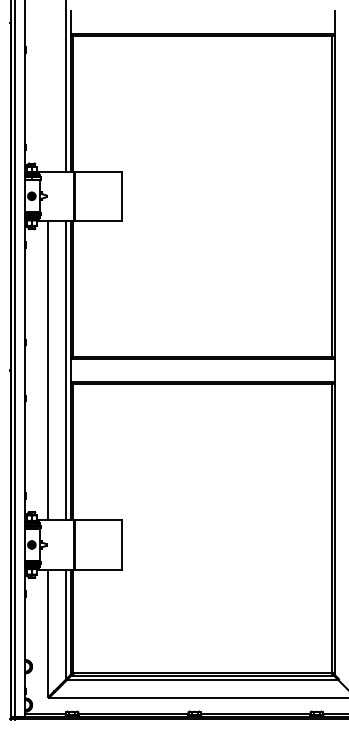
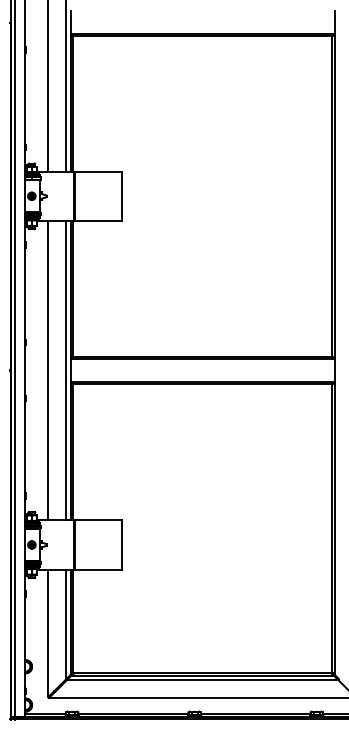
line: none -> present (48, 86)
